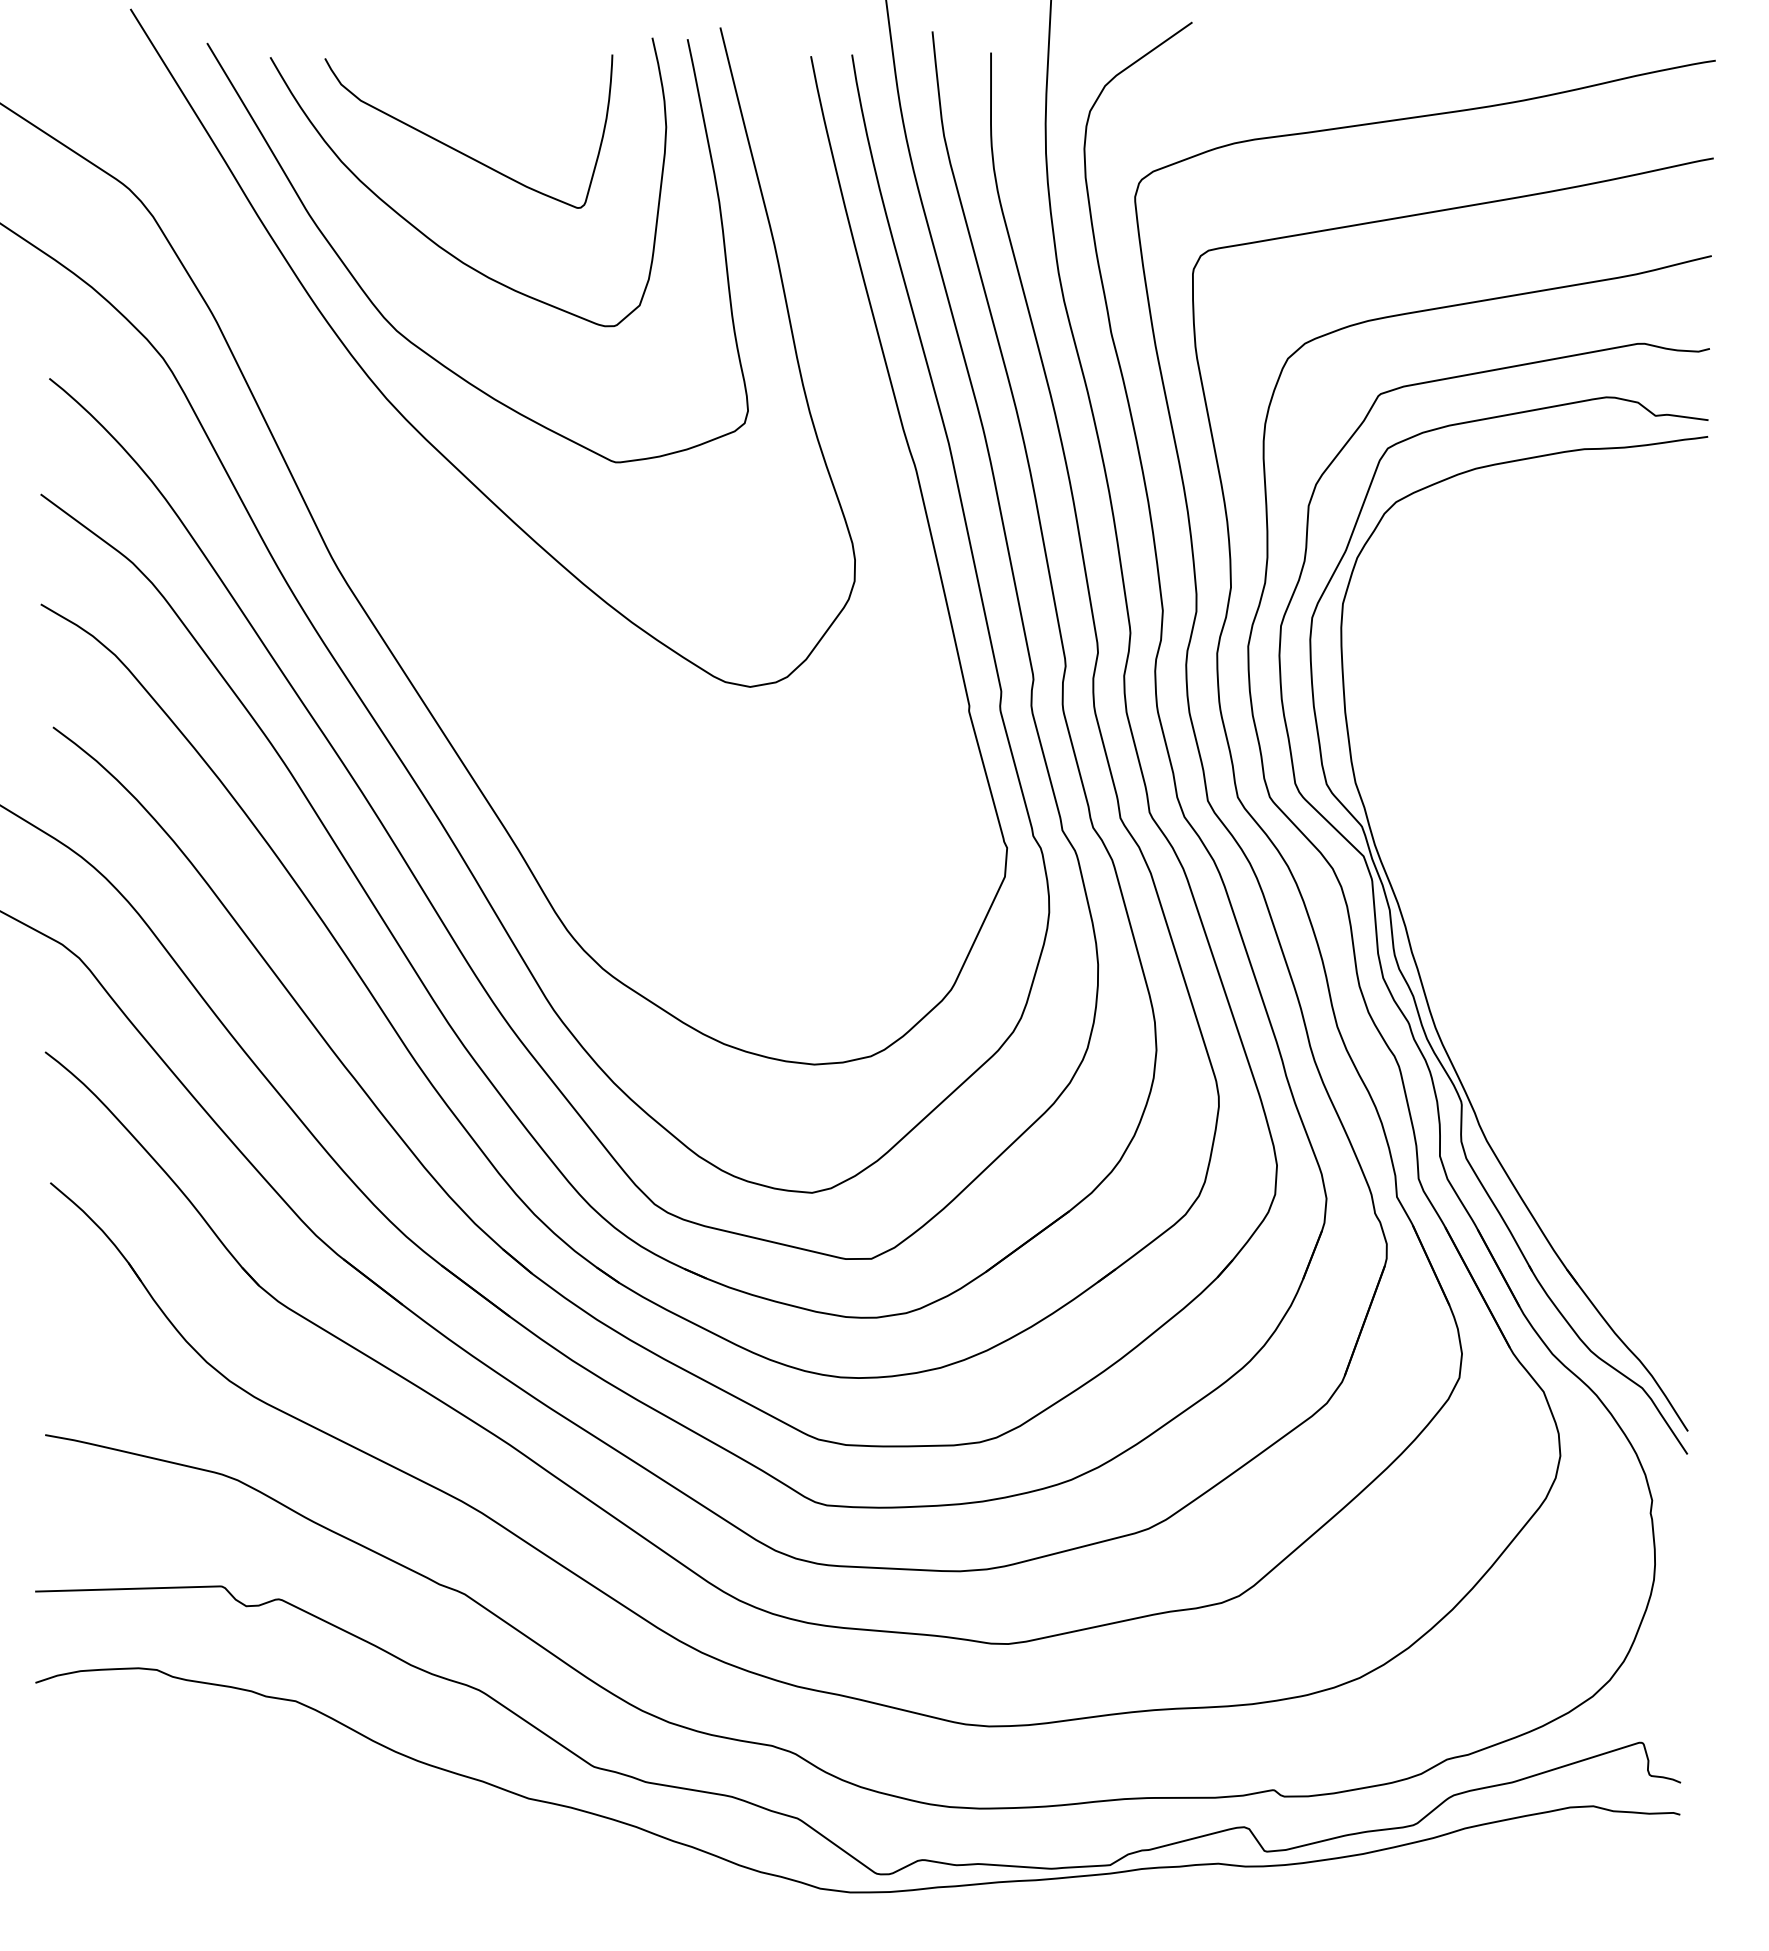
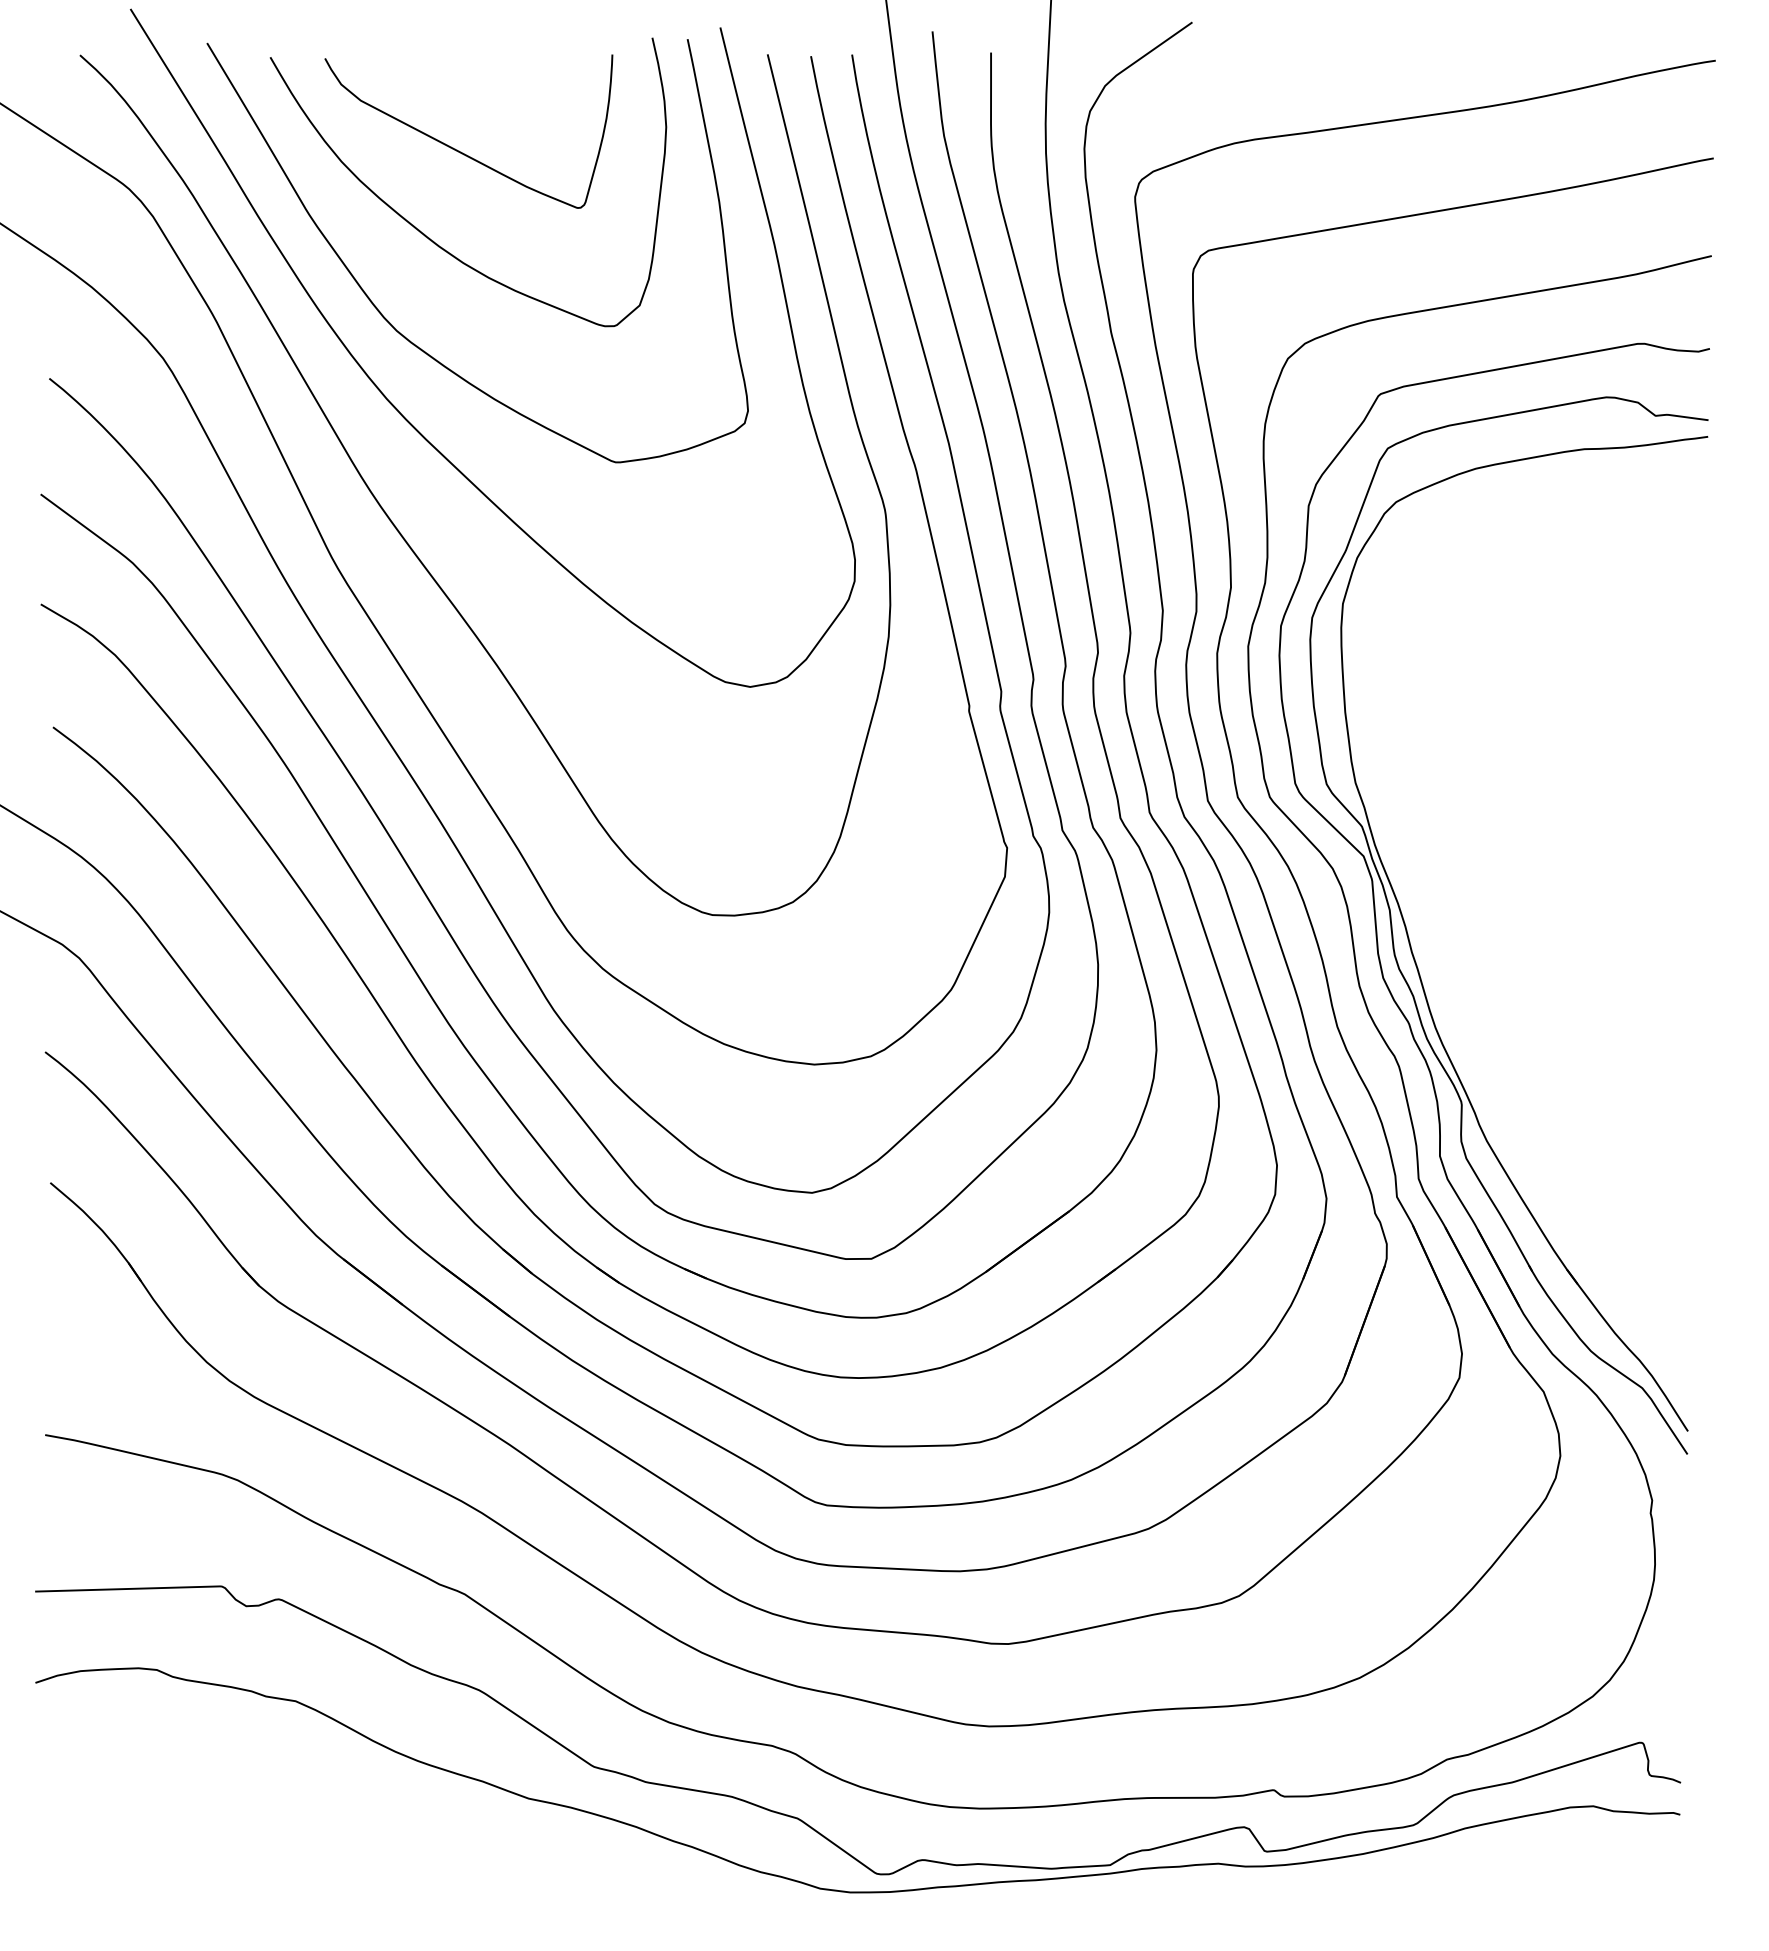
curve: none -> present (407, 541)
